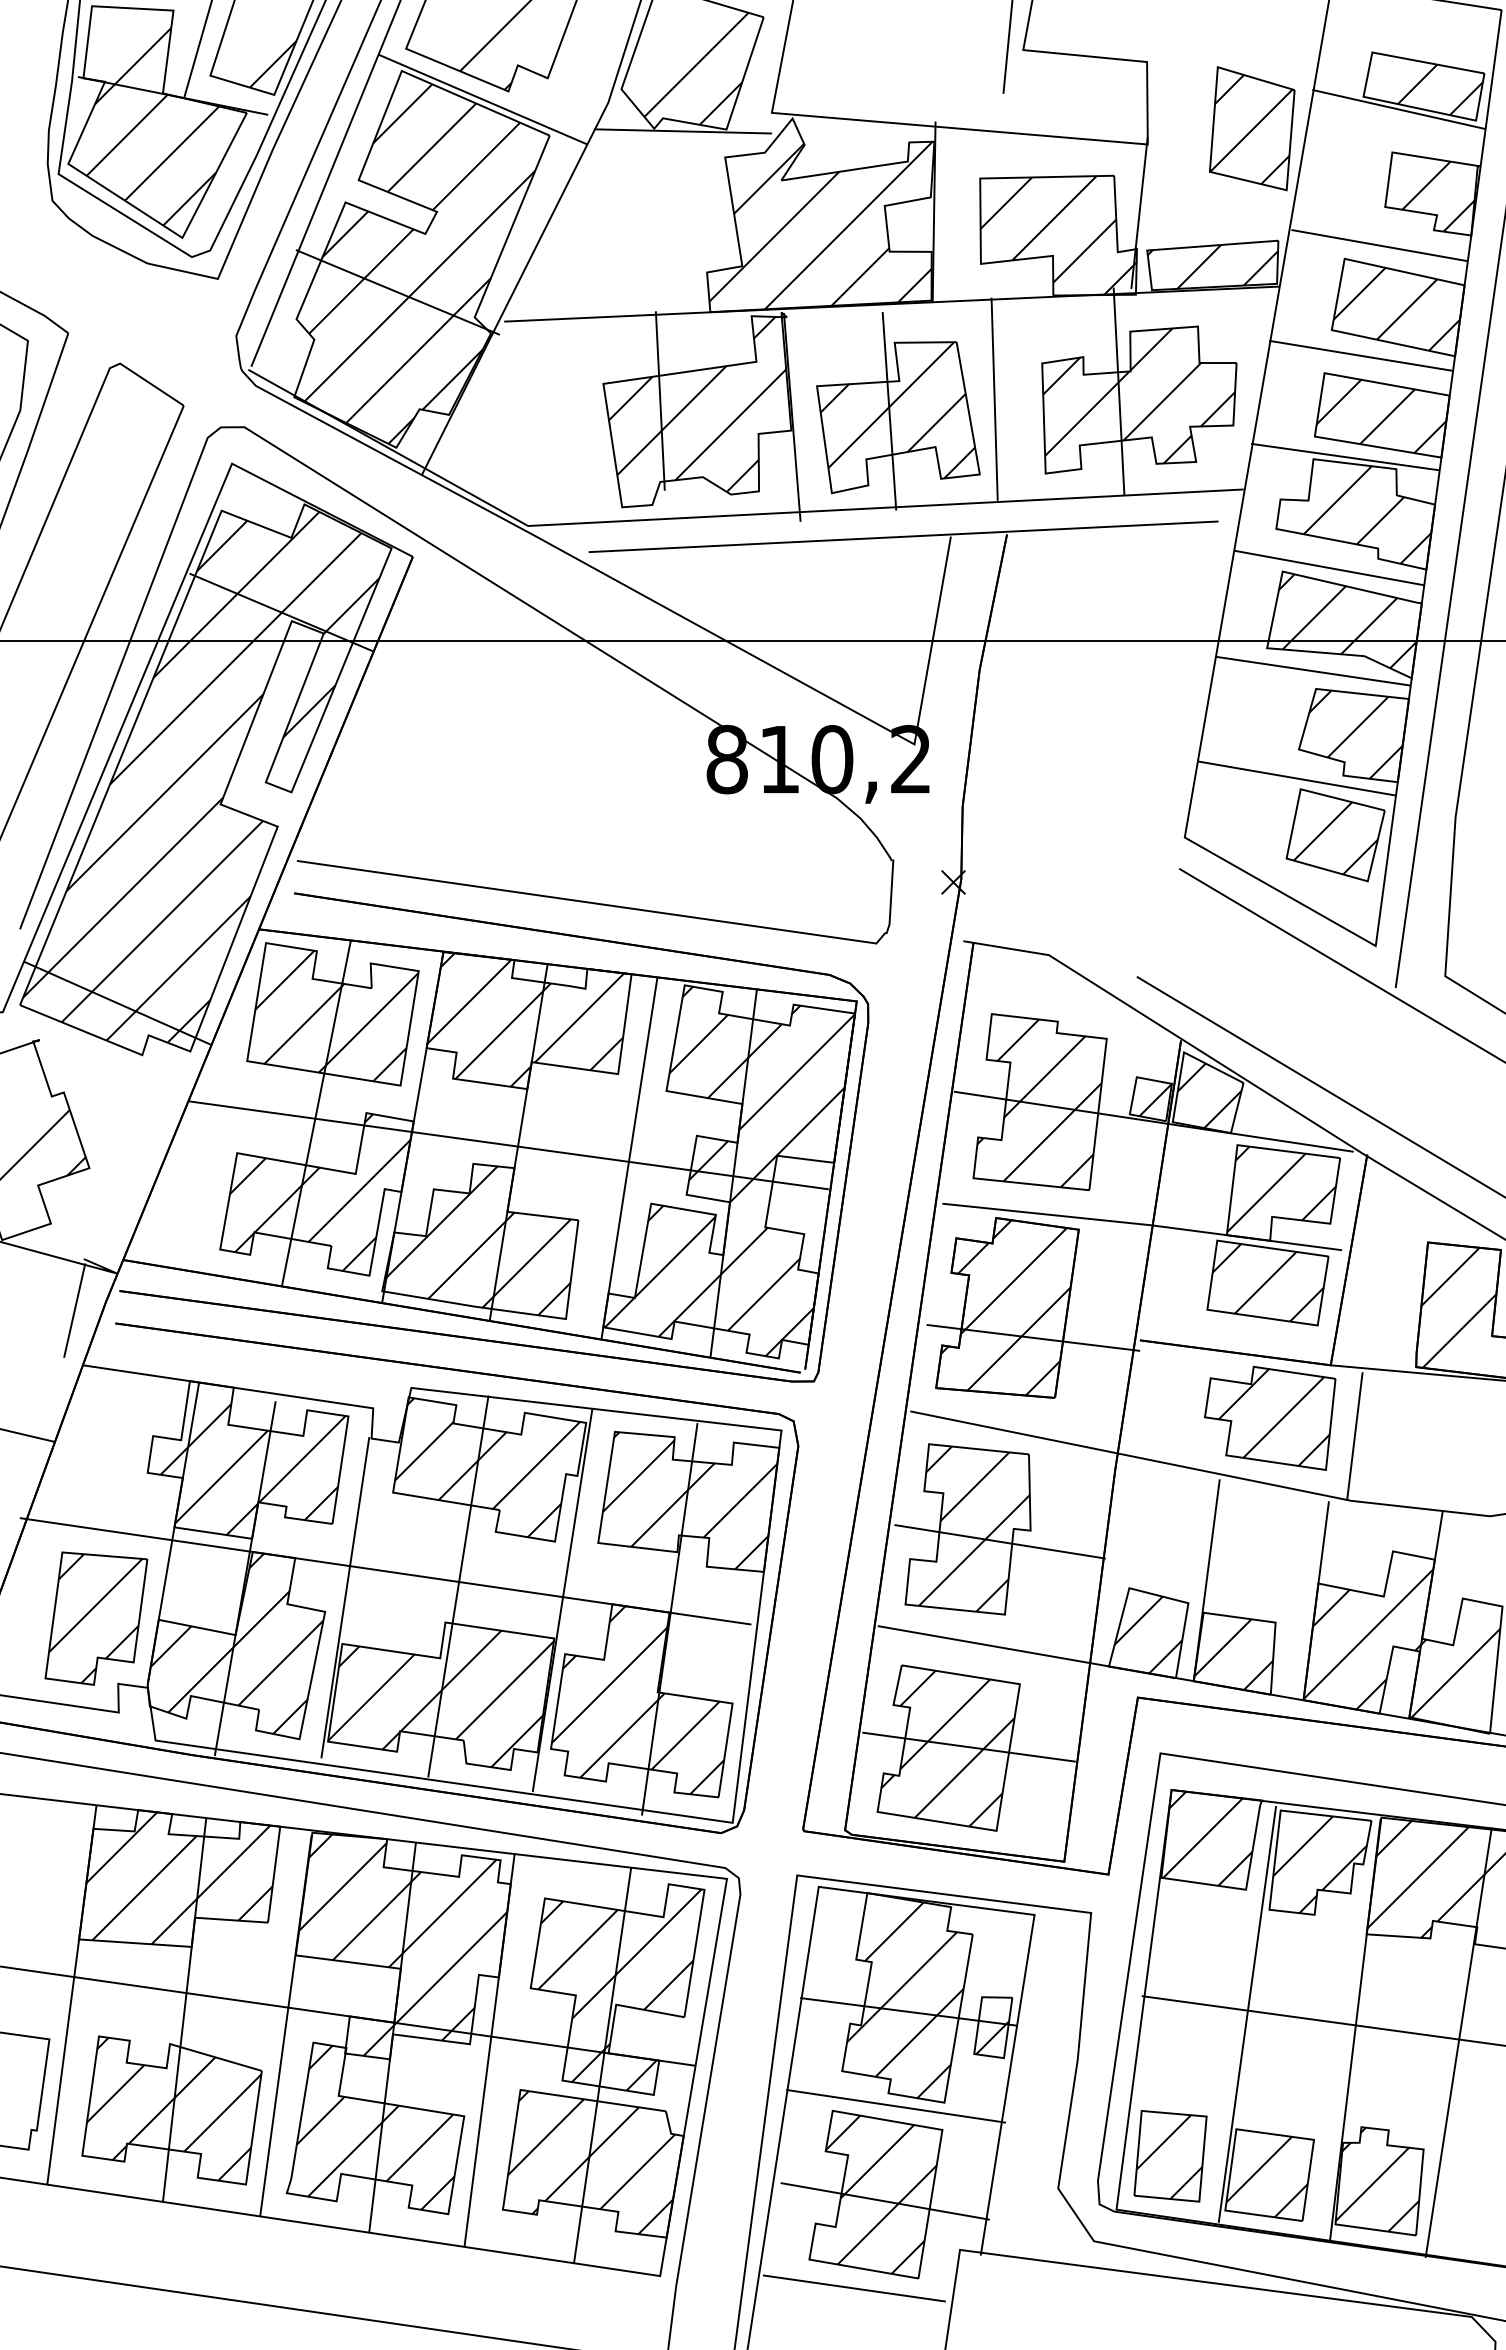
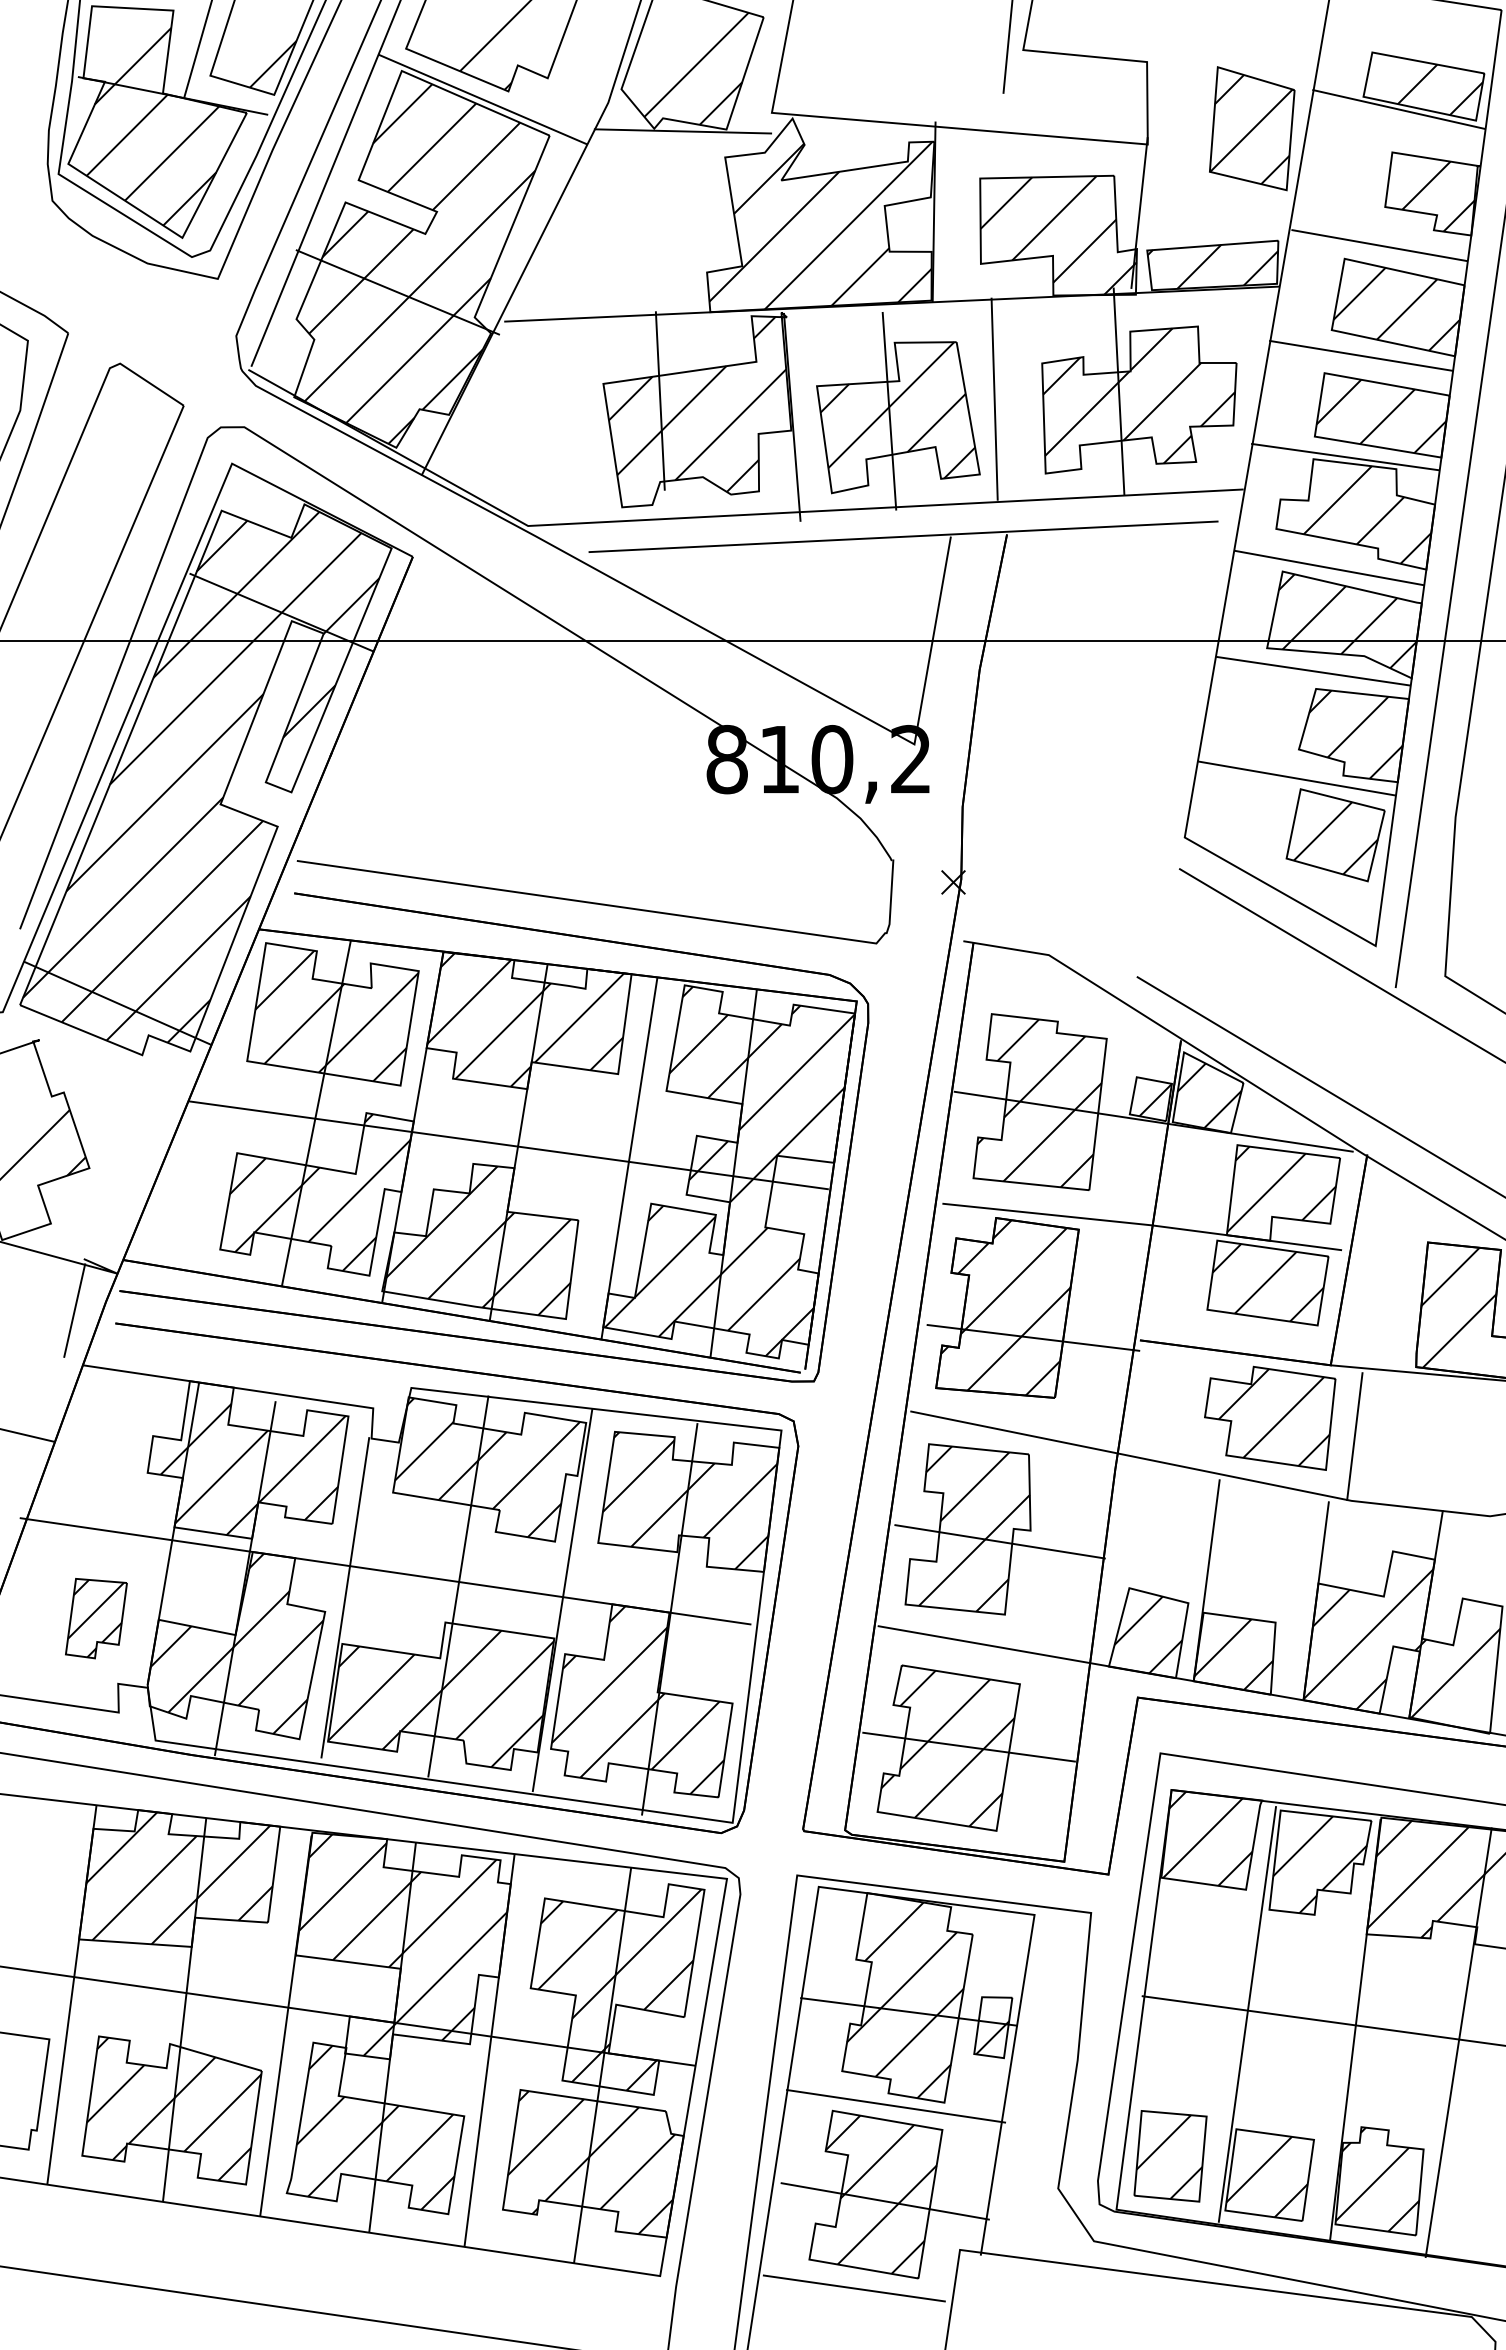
part size: 105x135 px -> 63x82 px (96, 1618)
